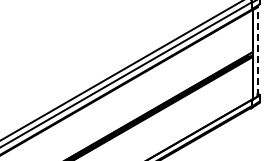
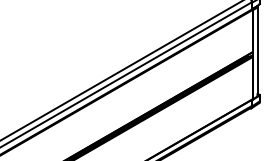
line: dashed -> solid (257, 51)
